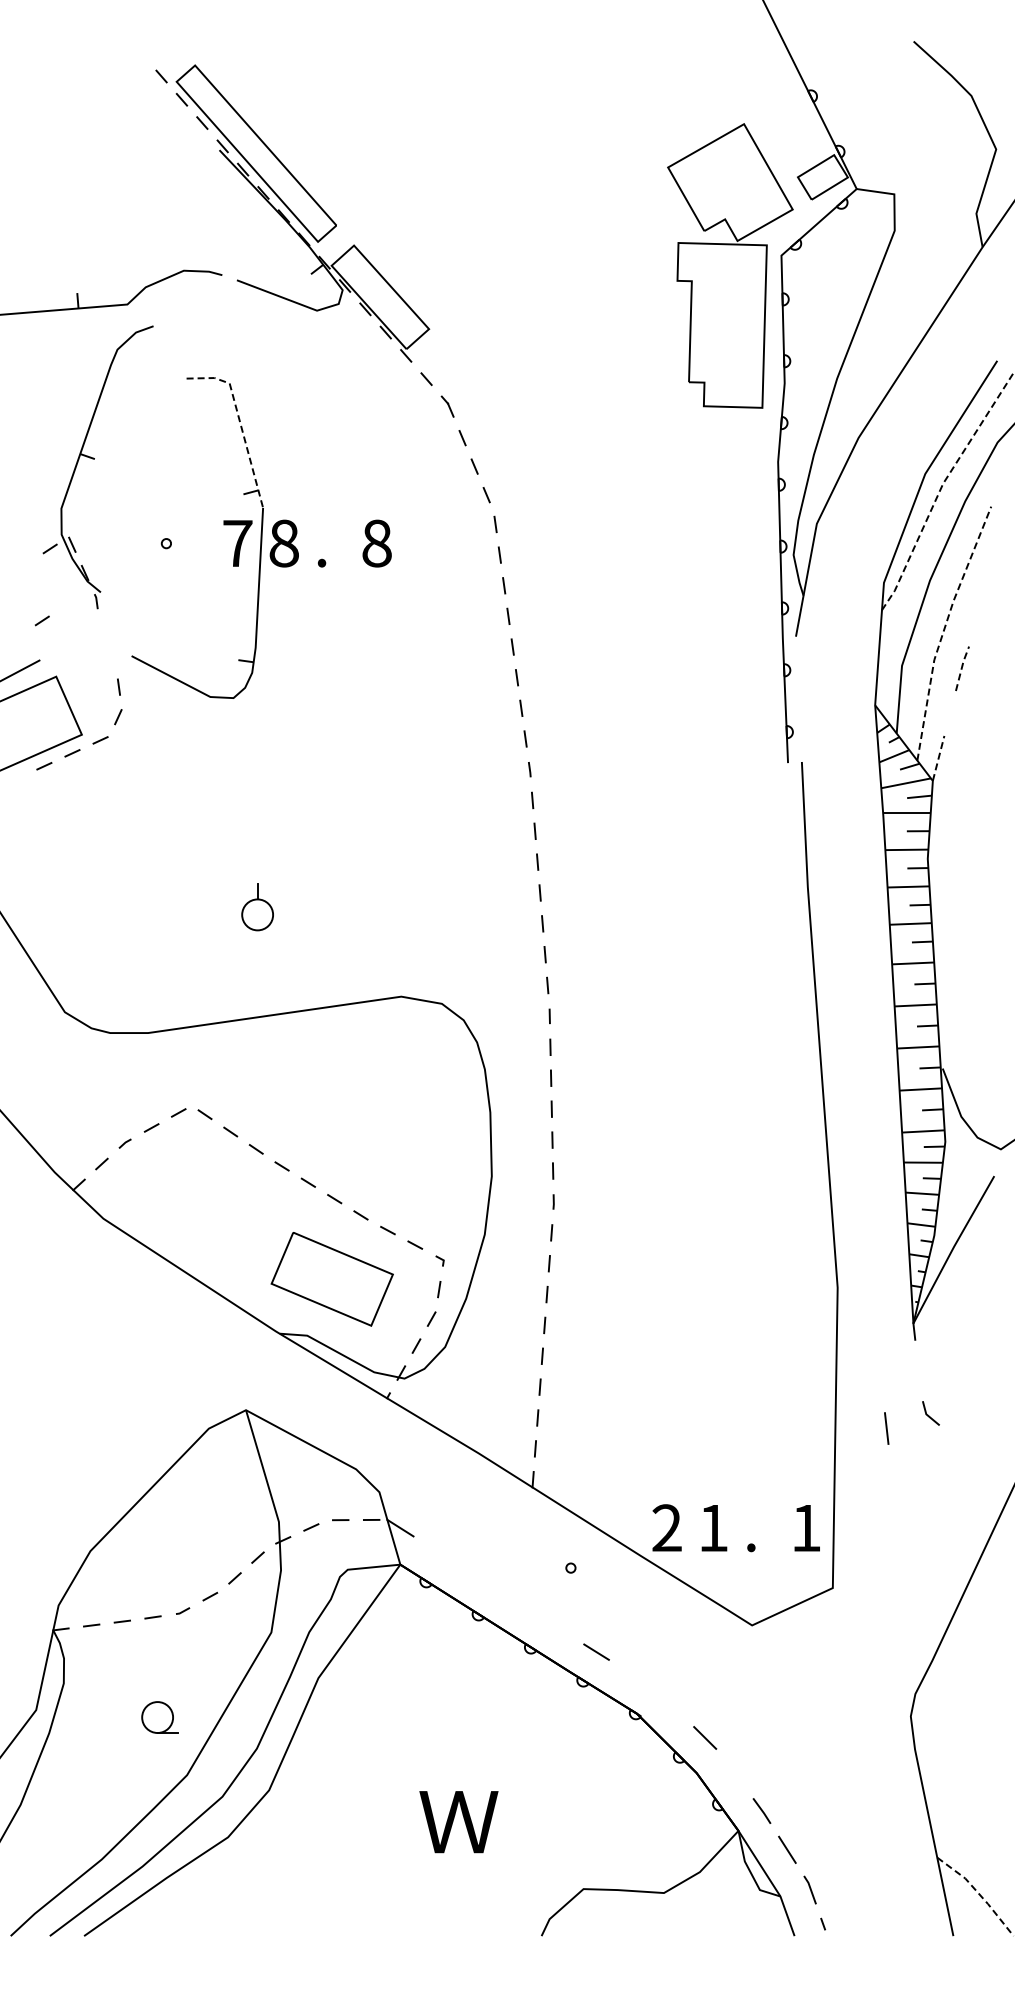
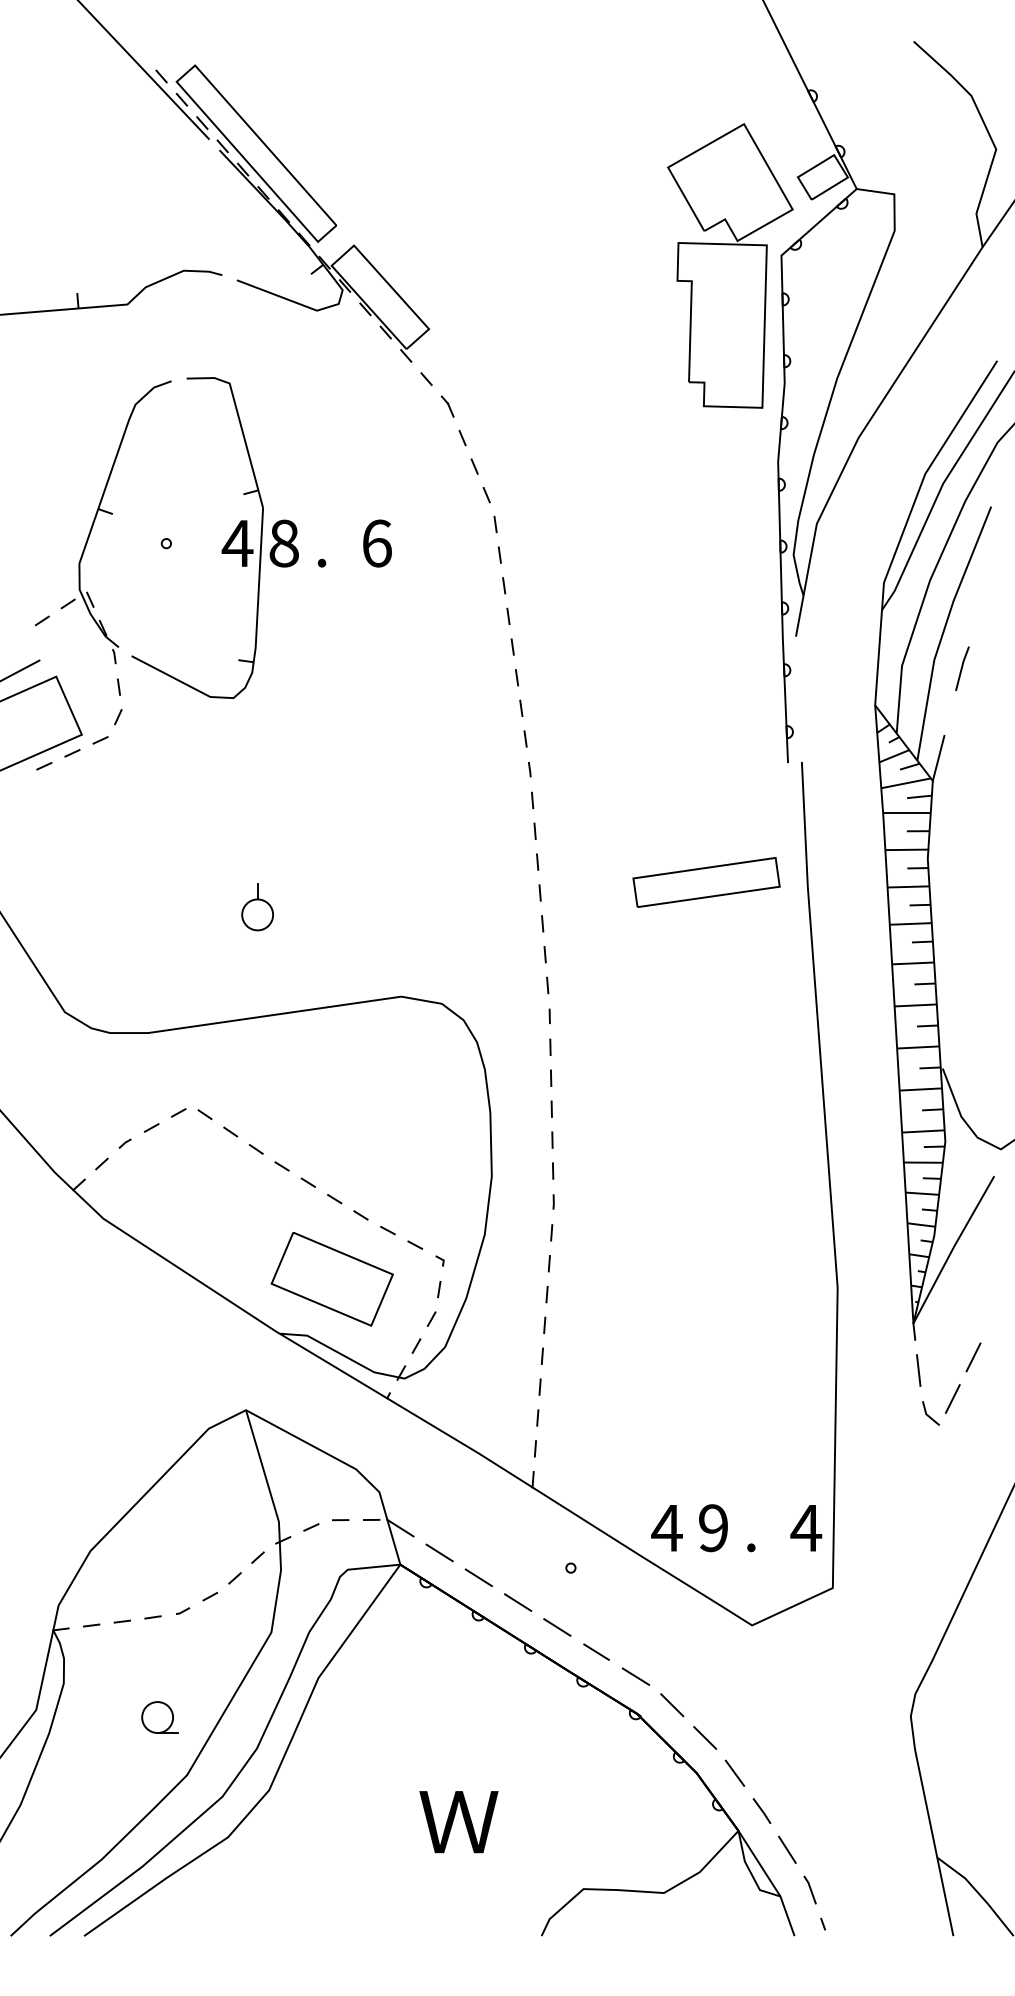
line: none -> present (143, 70)
line: dashed -> solid (240, 423)
part position: (94, 459) -> (112, 514) (112, 514)
line: dashed -> solid (941, 487)
text: 7 -> 4 (237, 543)
text: 8 -> 6 (376, 543)
line: dashed -> solid (943, 630)
line: dashed -> solid (961, 668)
line: dashed -> solid (938, 757)
part: none -> present (706, 882)
line: none -> present (973, 1357)
line: none -> present (952, 1398)
line position: (886, 1428) -> (918, 1370) (918, 1370)
text: 2 -> 4 (666, 1527)
text: 1 -> 9 (713, 1528)
text: 1 -> 4 (806, 1528)
line: none -> present (439, 1552)
line: none -> present (478, 1577)
line: none -> present (518, 1602)
line: none -> present (557, 1627)
line: none -> present (635, 1676)
line: none -> present (672, 1705)
line: none -> present (734, 1772)
line: dashed -> solid (978, 1893)
